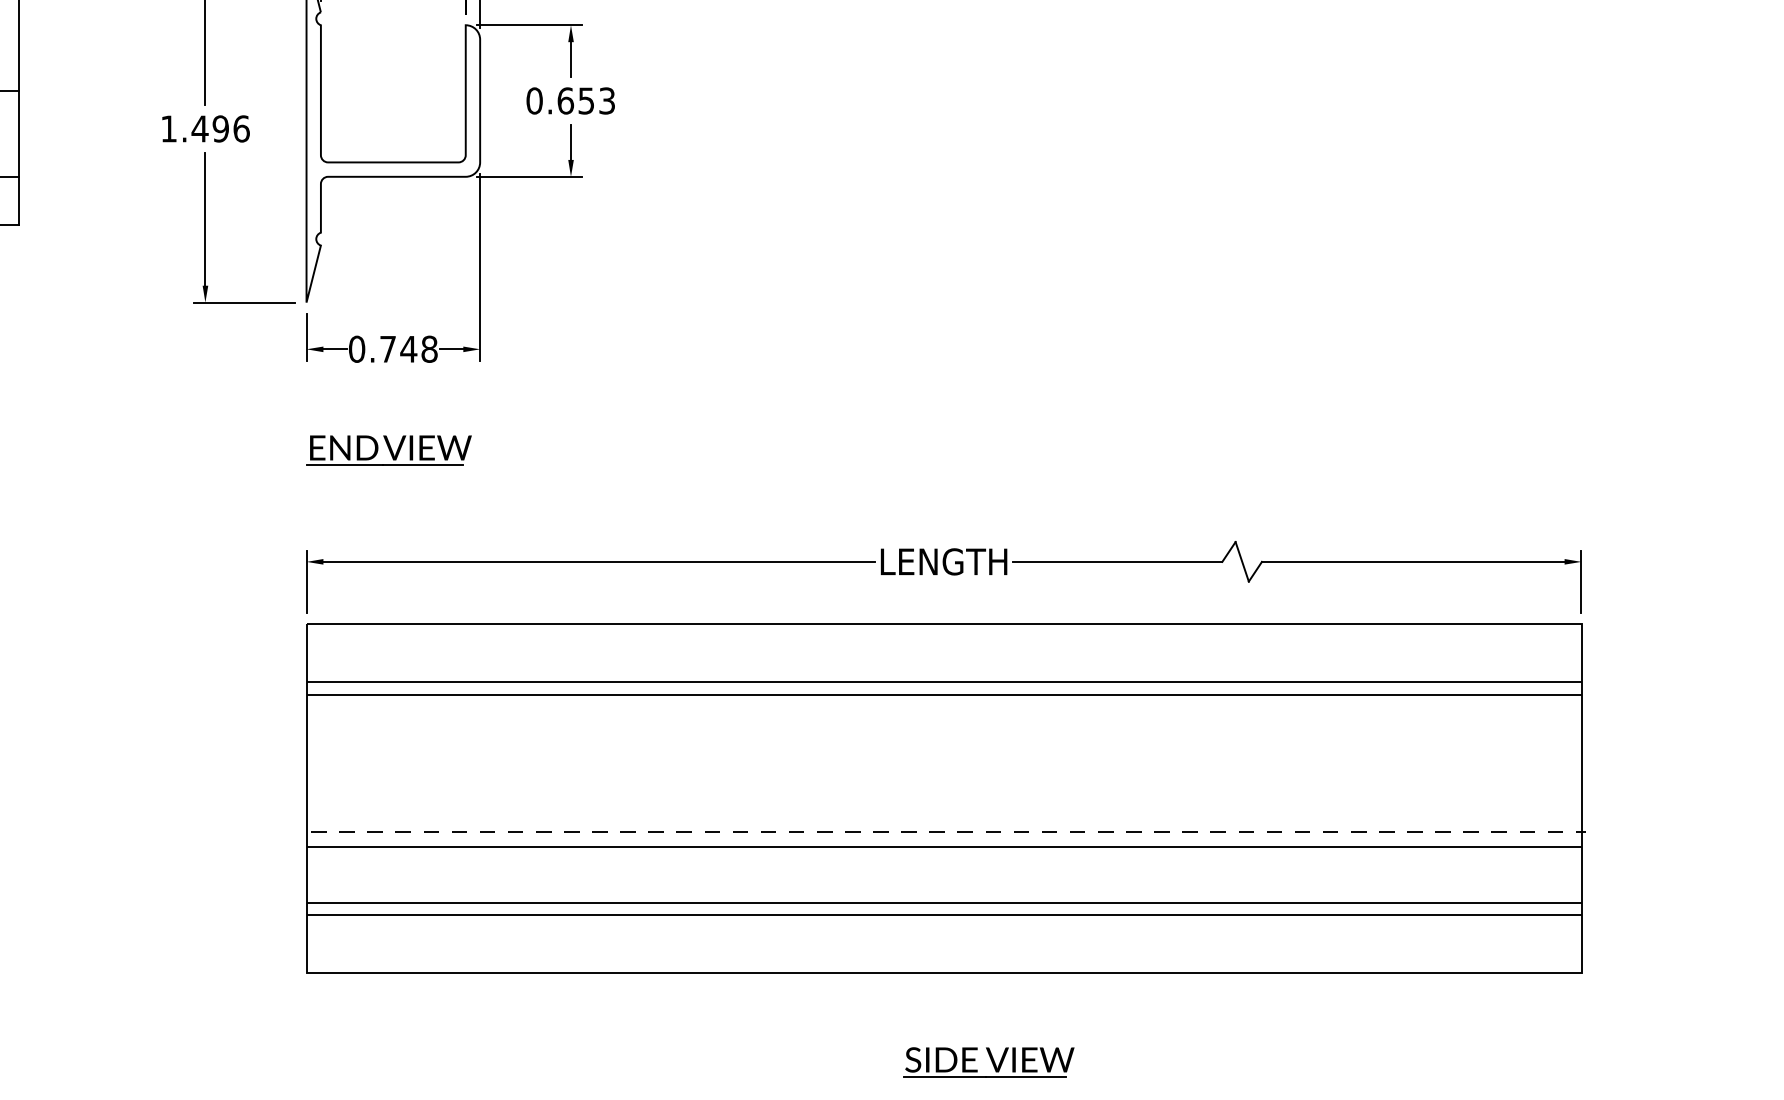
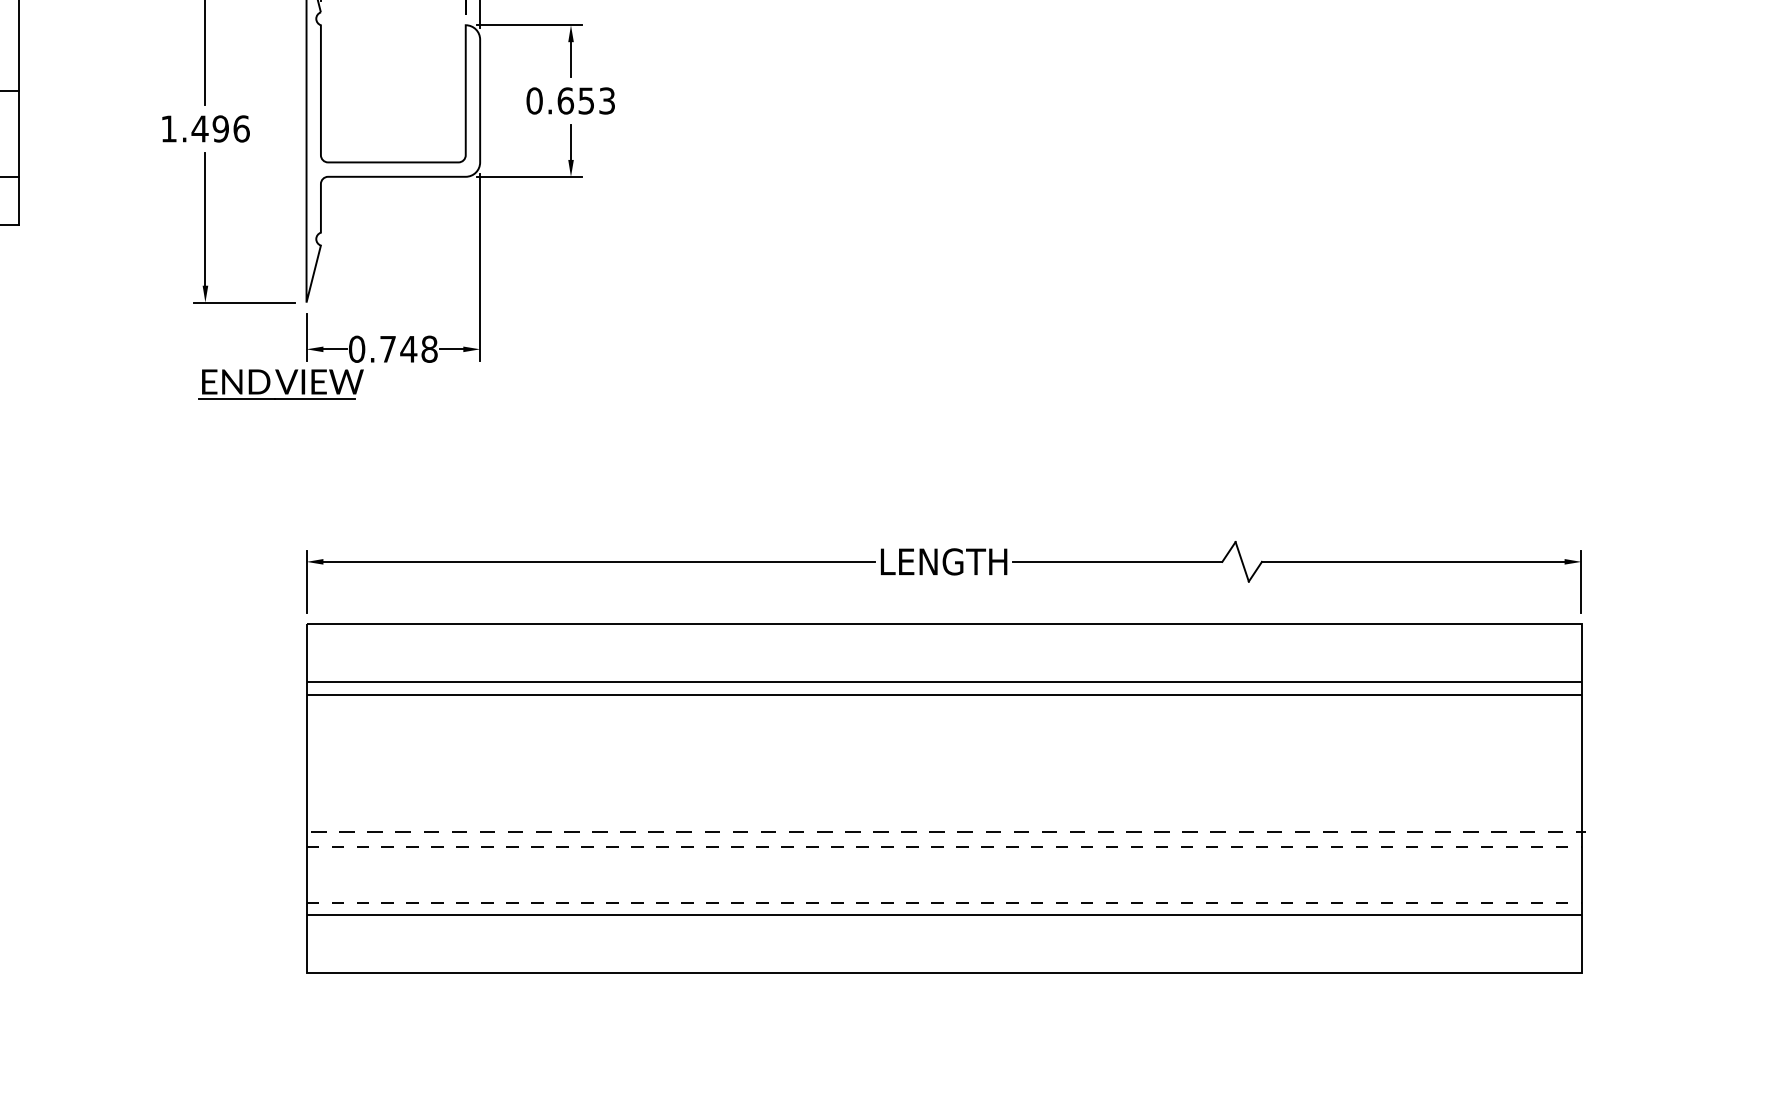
part position: (388, 450) -> (280, 384) (280, 384)
line: solid -> dashed (944, 846)
line: solid -> dashed (944, 902)
part: present -> none (988, 1062)
